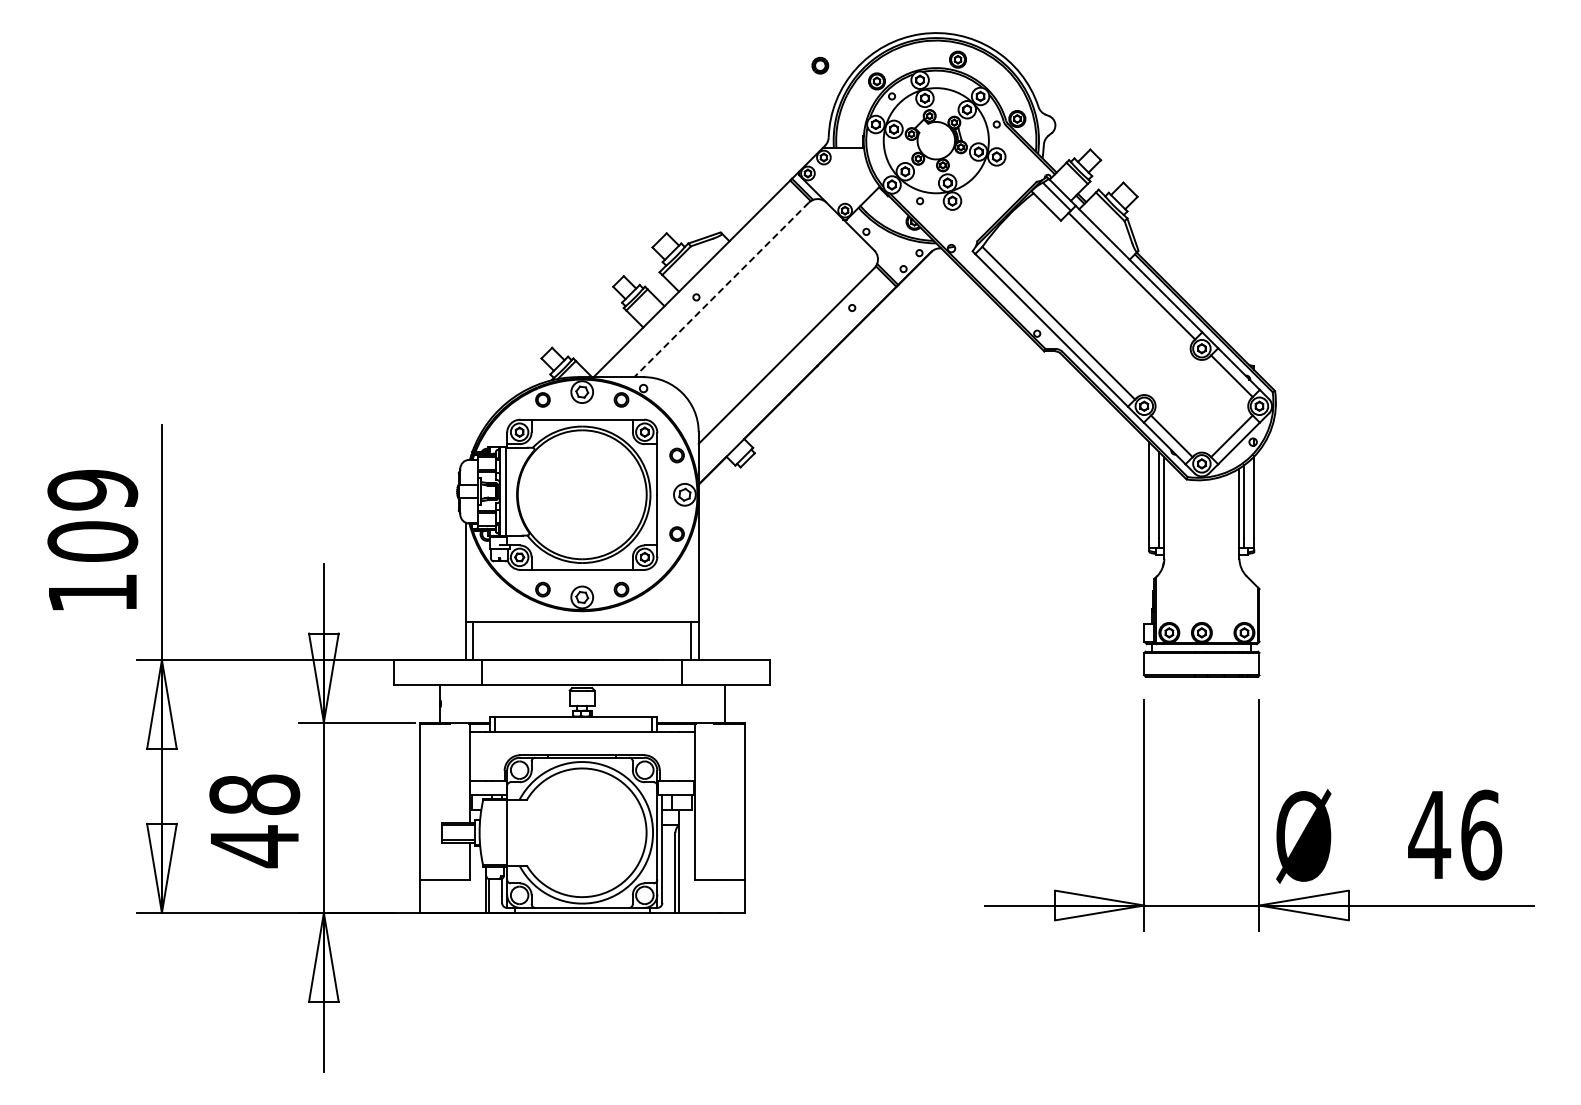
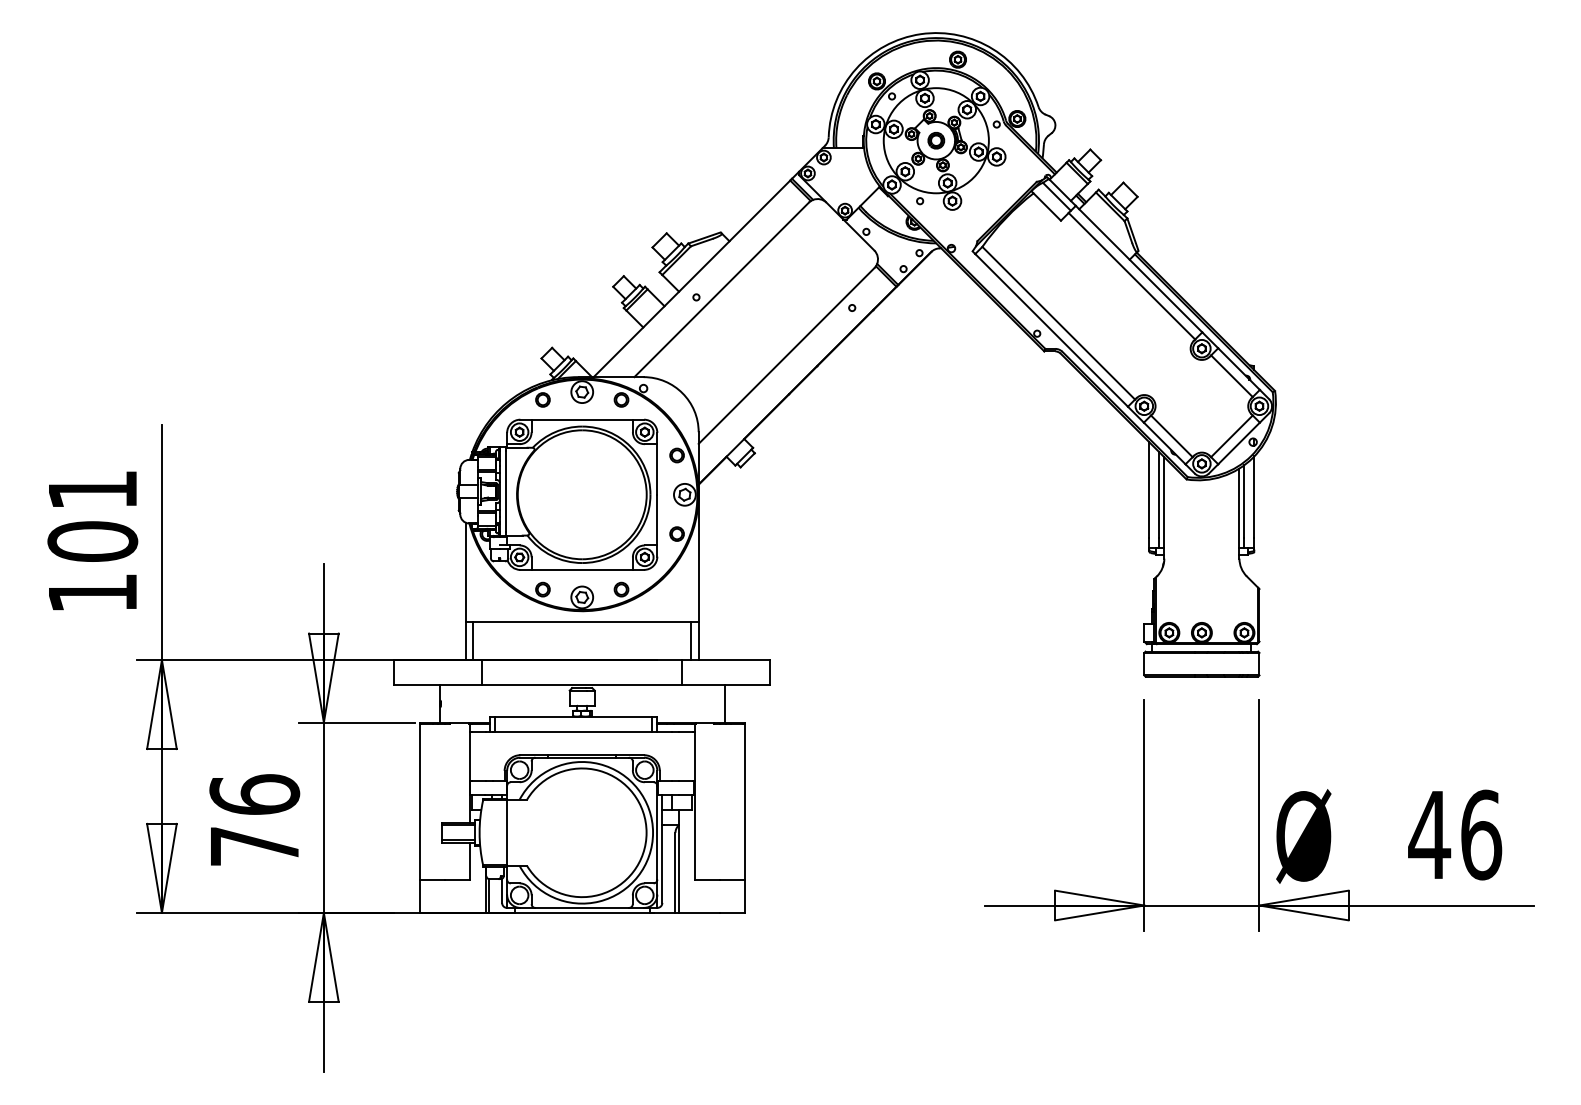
part position: (820, 65) -> (936, 140) (936, 140)
line: dashed -> solid (721, 290)
text: 109 -> 101 (92, 490)
text: 48 -> 76 (254, 821)
